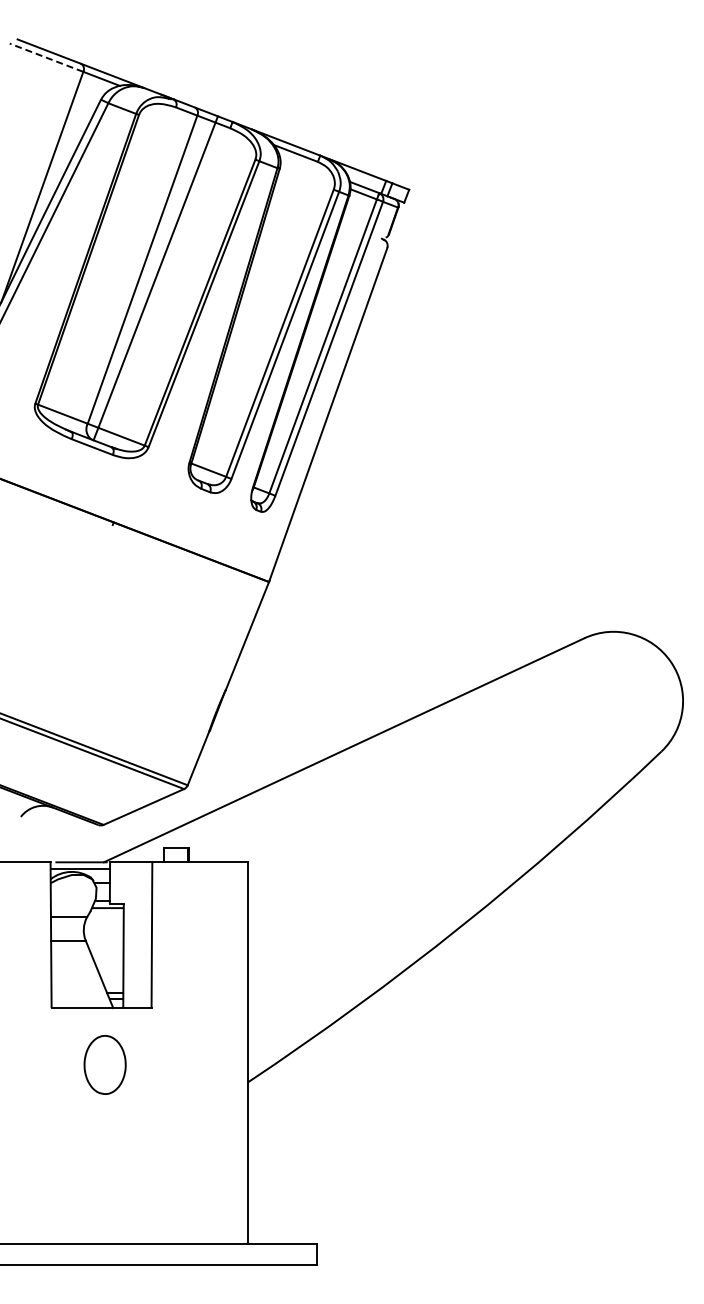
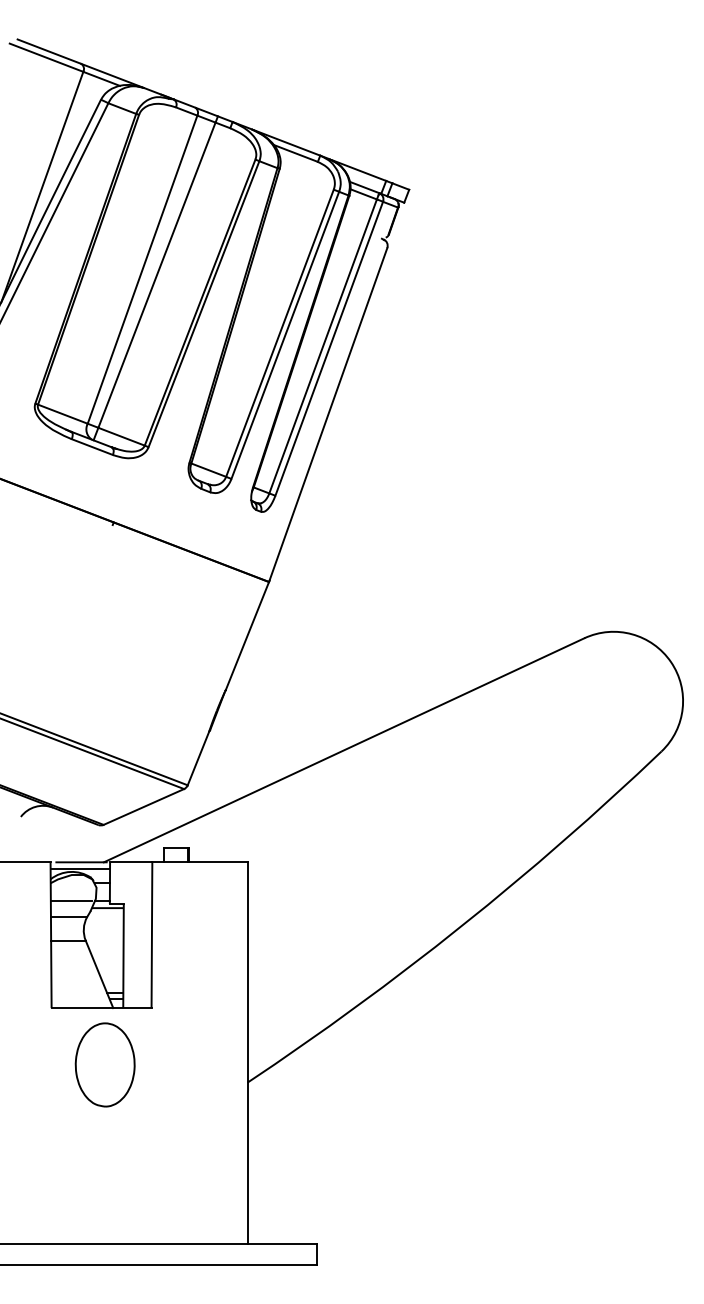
line: dashed -> solid (46, 57)
line: none -> present (71, 901)
part size: 44x60 px -> 62x86 px (104, 1064)
